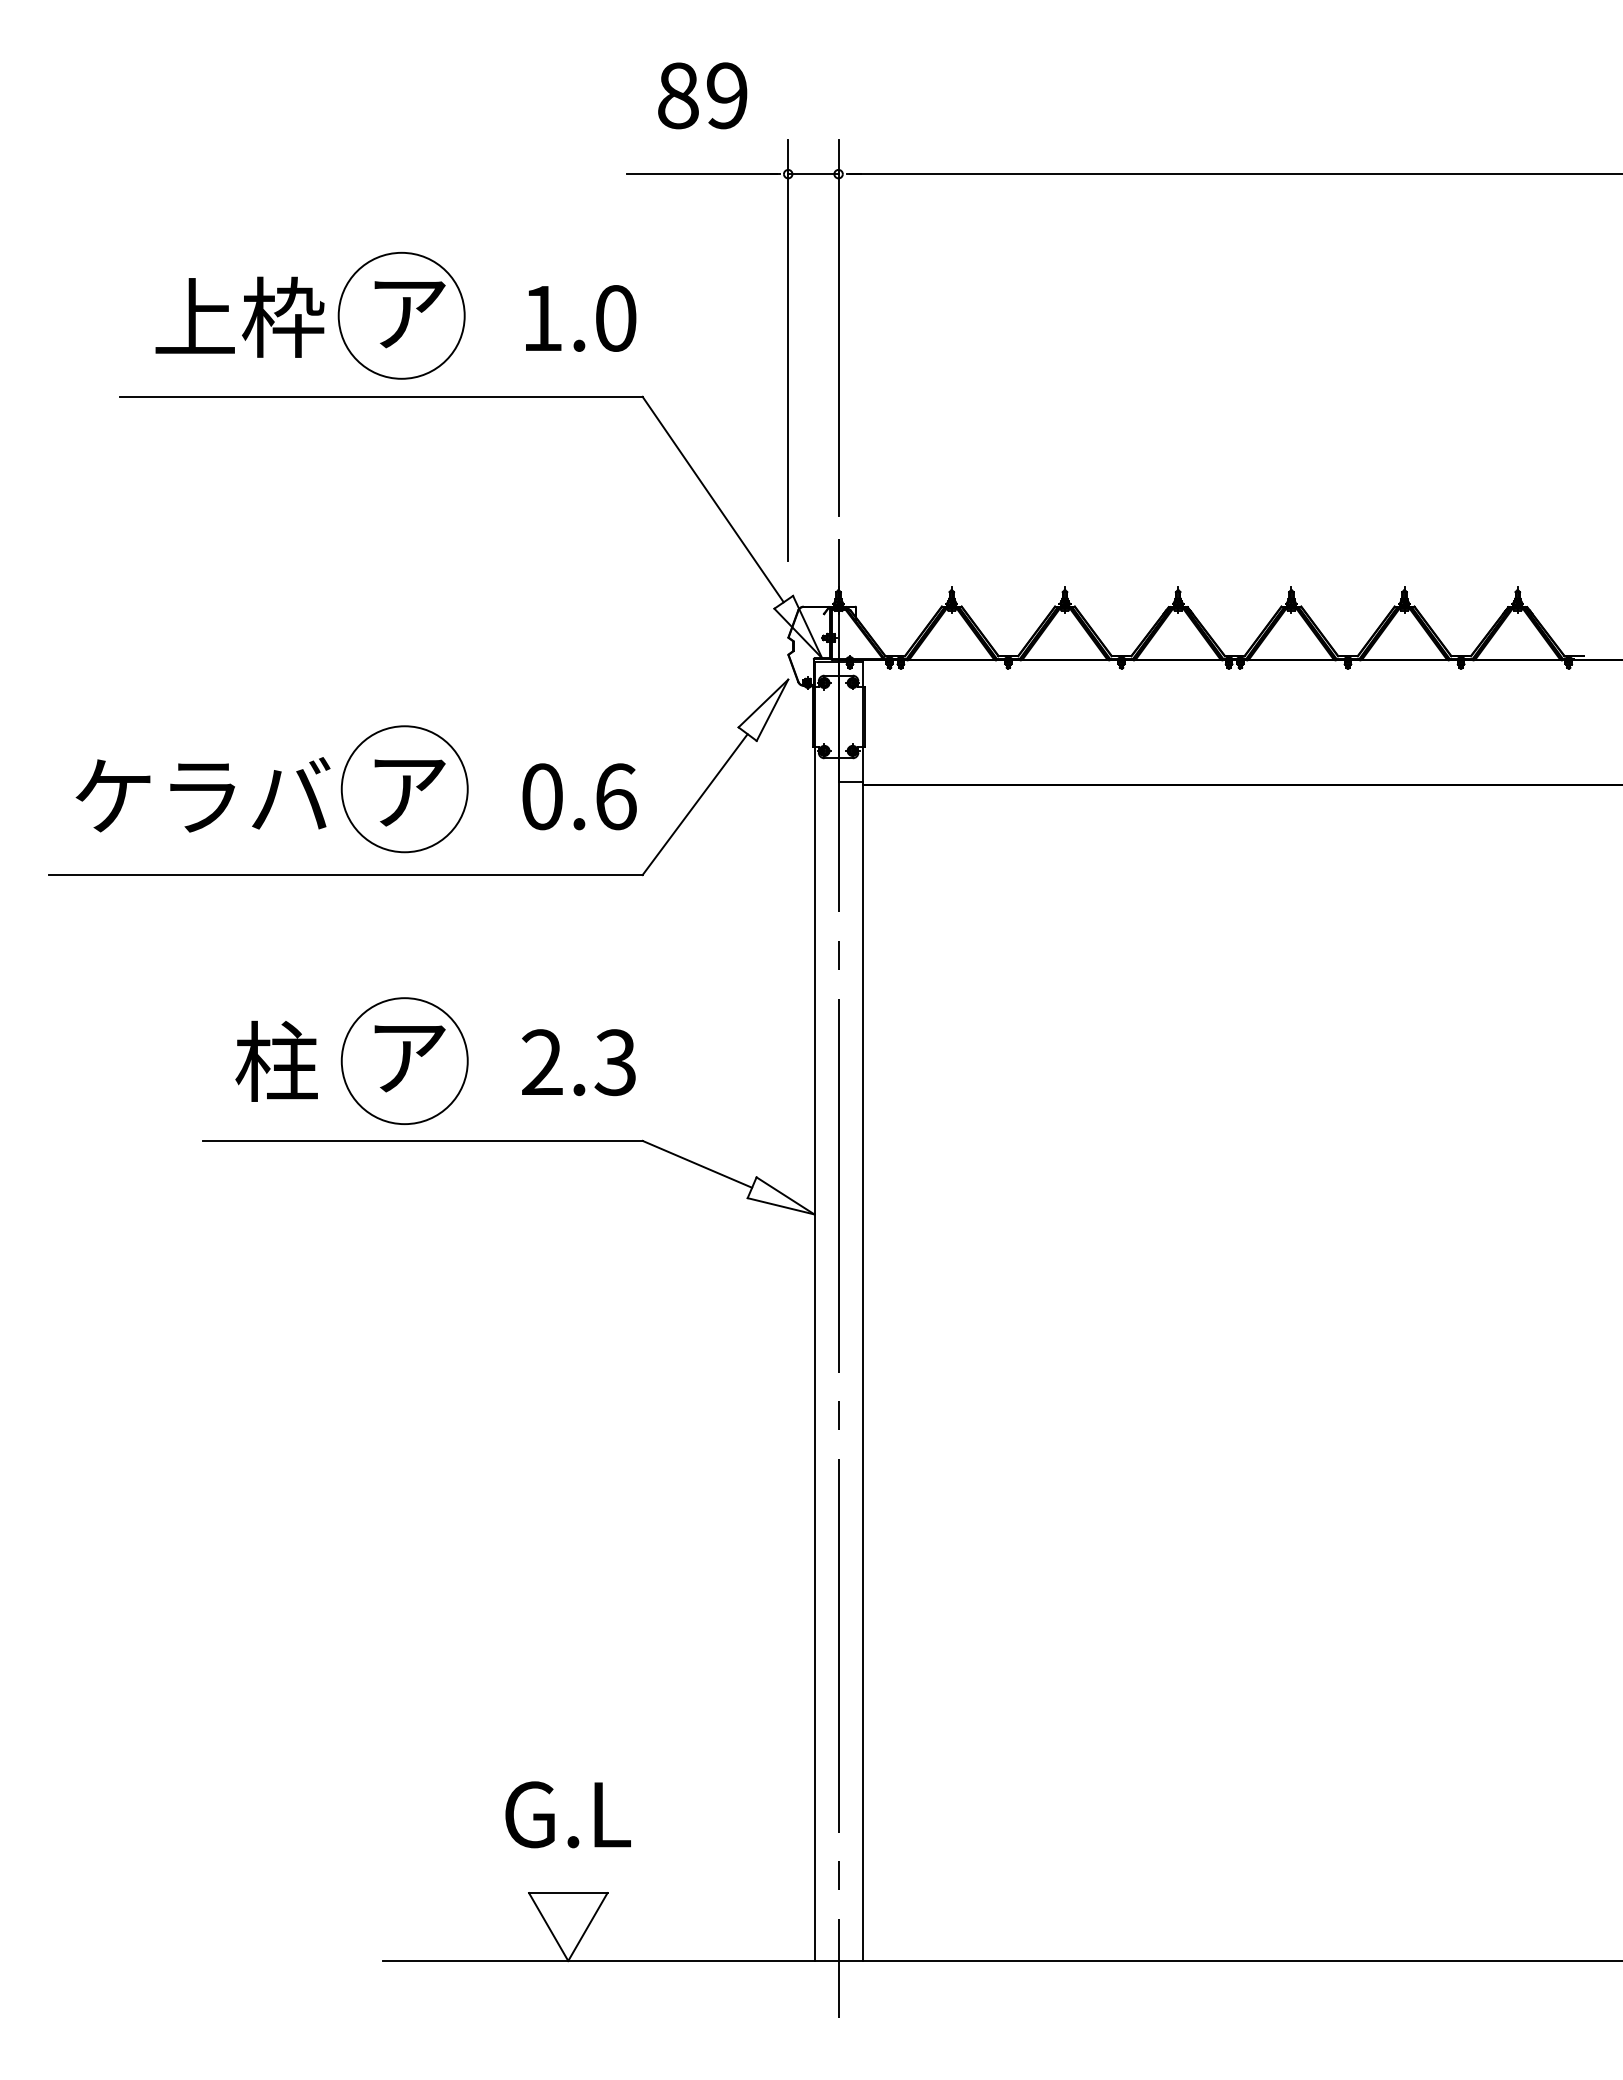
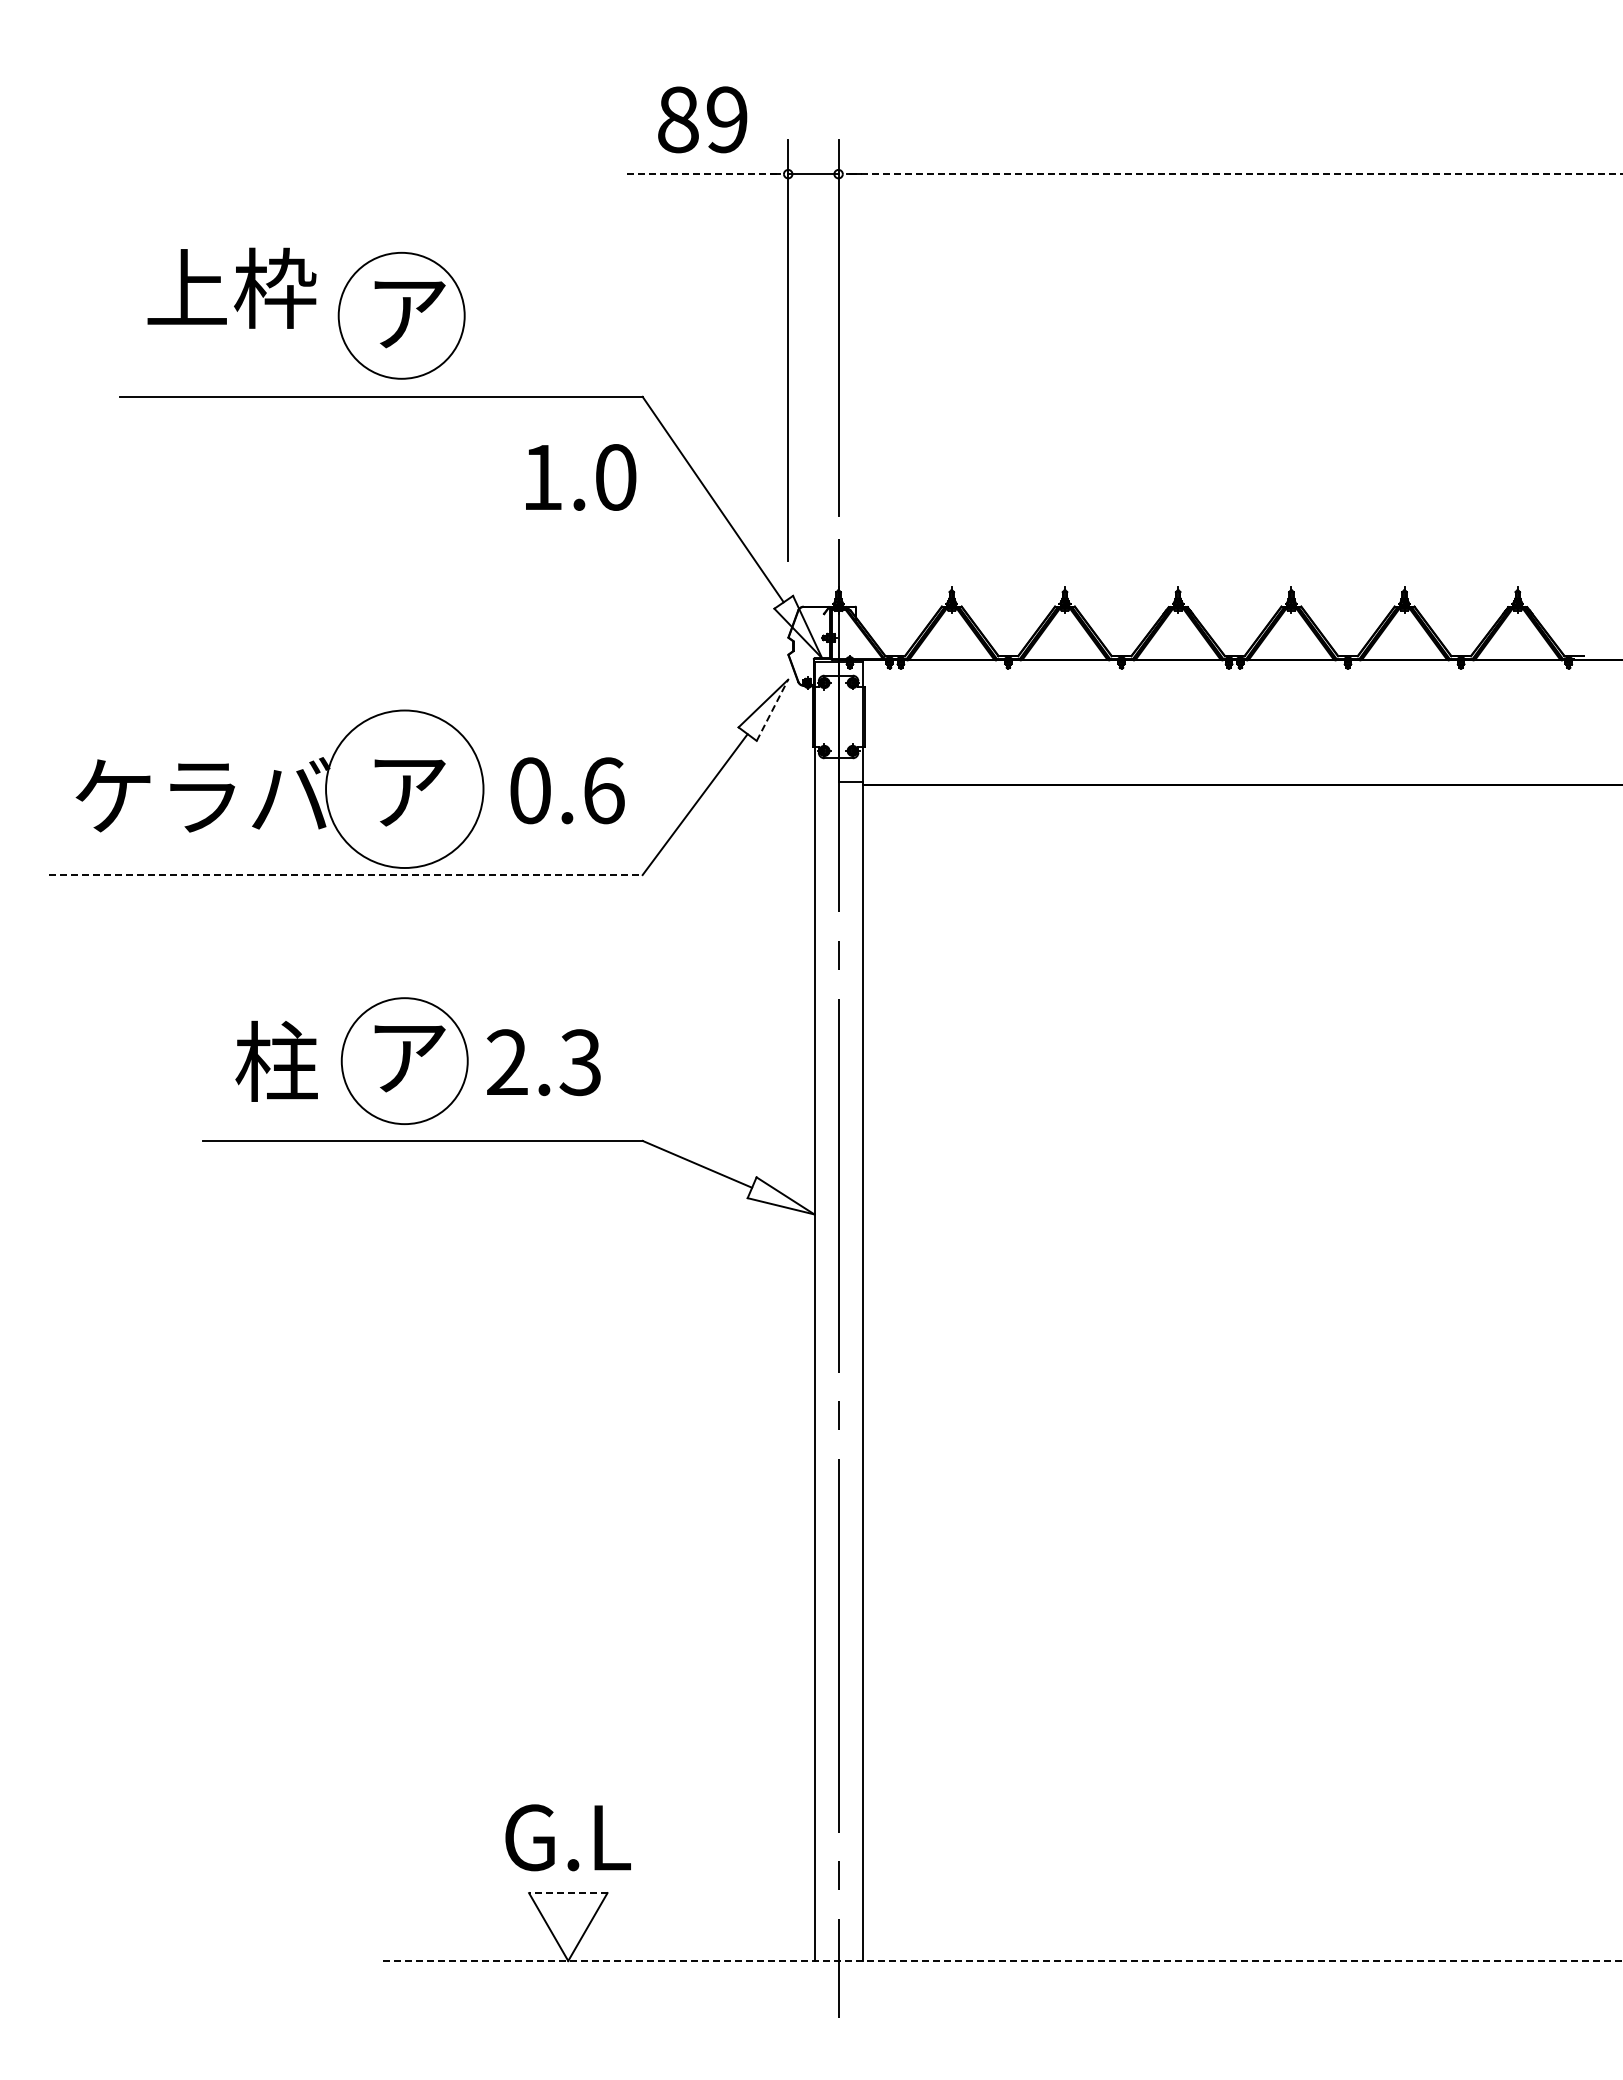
text position: (702, 95) -> (702, 119) (702, 119)
line: solid -> dashed (701, 174)
line: solid -> dashed (1236, 174)
text position: (239, 316) -> (231, 287) (231, 287)
text position: (581, 318) -> (581, 477) (581, 477)
line: solid -> dashed (772, 709)
circle diameter: 126 px -> 157 px (404, 789)
text position: (579, 796) -> (567, 790) (567, 790)
line: solid -> dashed (346, 875)
text position: (578, 1062) -> (543, 1062) (543, 1062)
text position: (567, 1814) -> (567, 1837) (567, 1837)
line: solid -> dashed (567, 1893)
line: solid -> dashed (1002, 1961)
